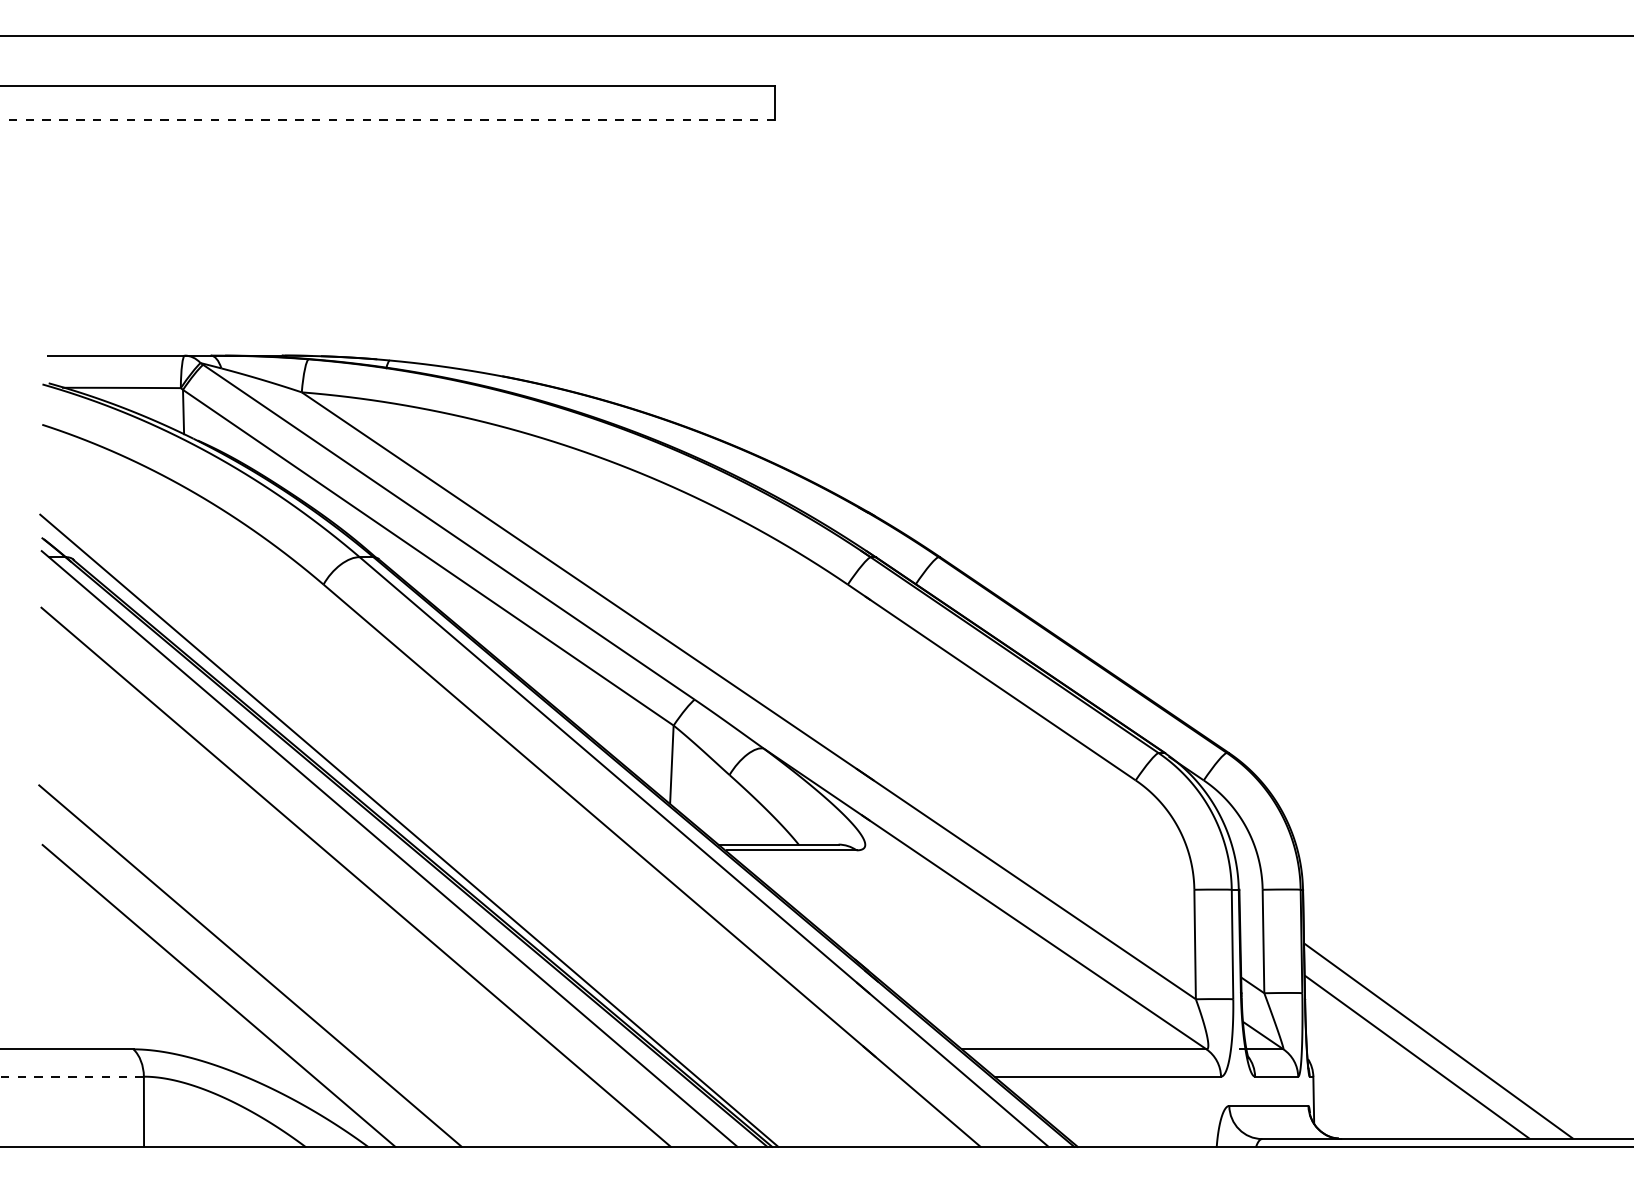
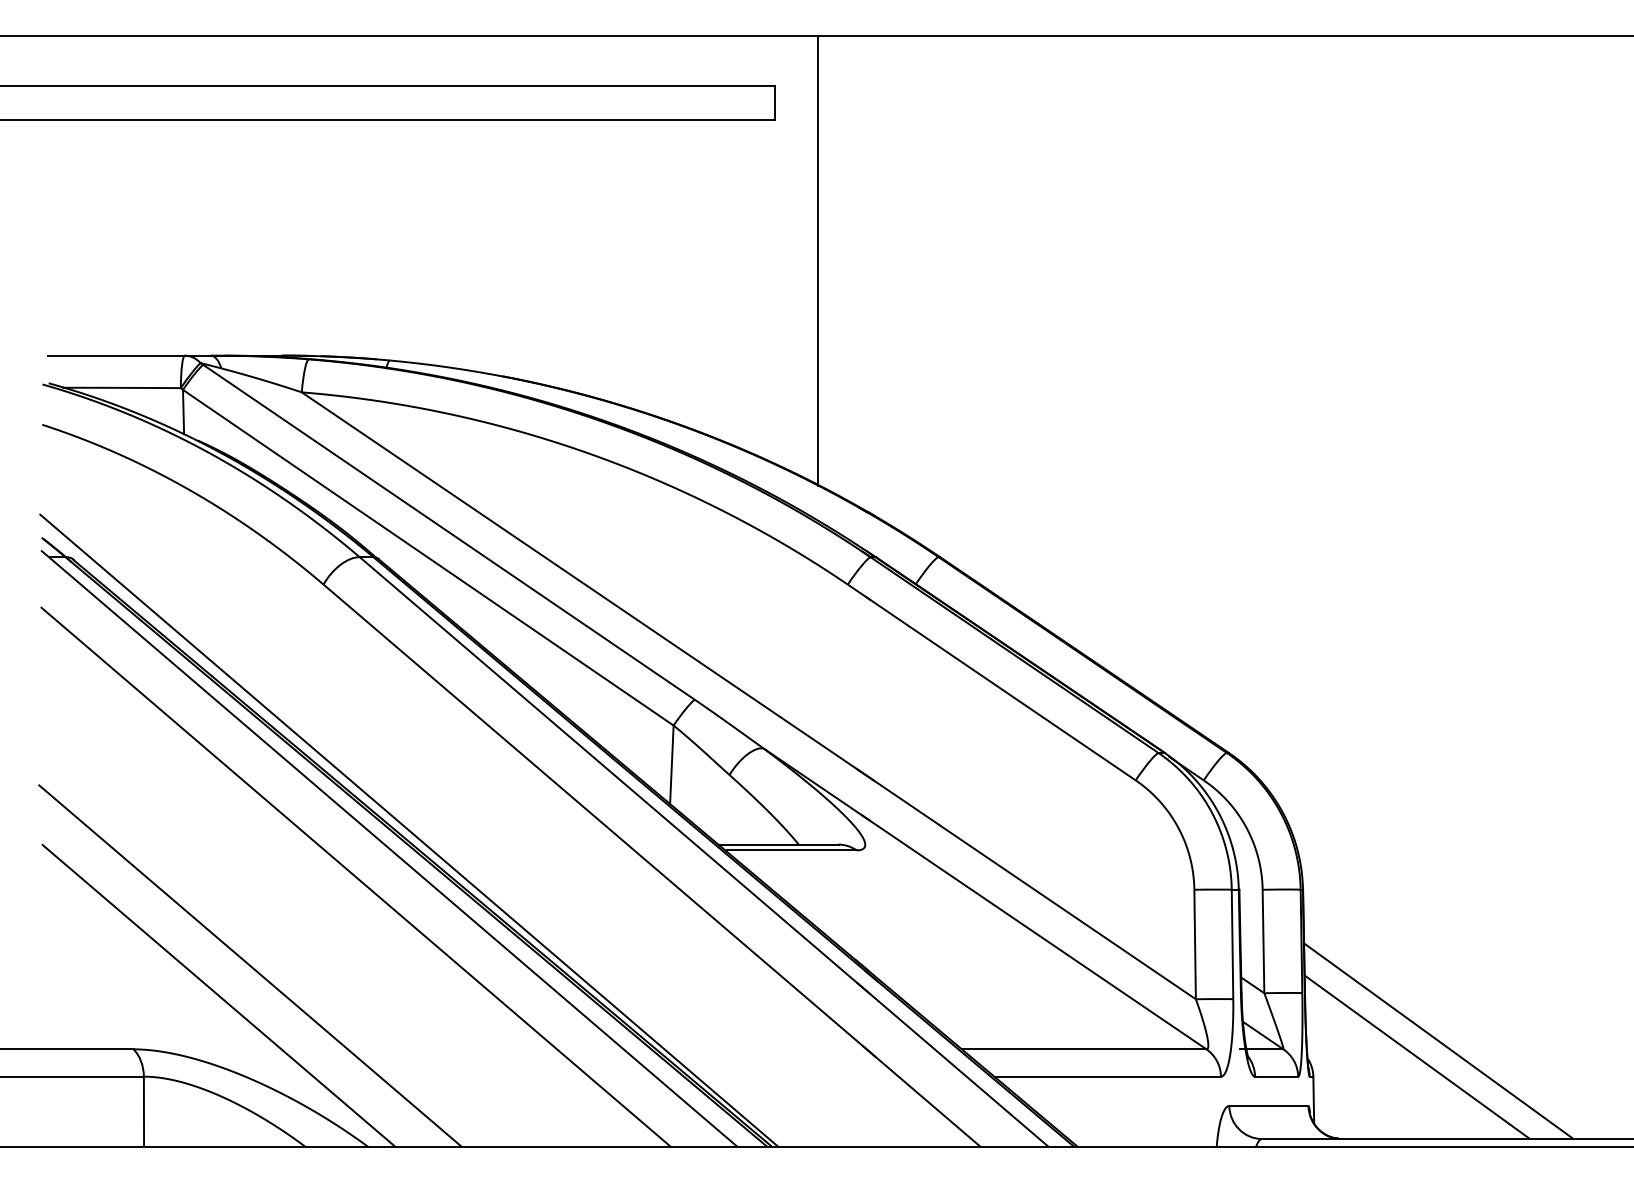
line: dashed -> solid (387, 119)
line: none -> present (817, 260)
line: dashed -> solid (71, 1076)
